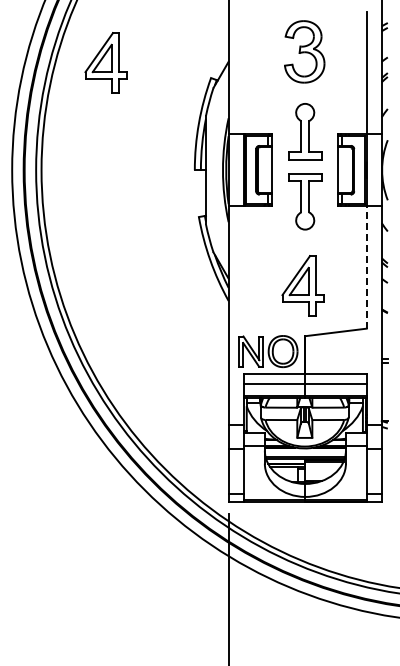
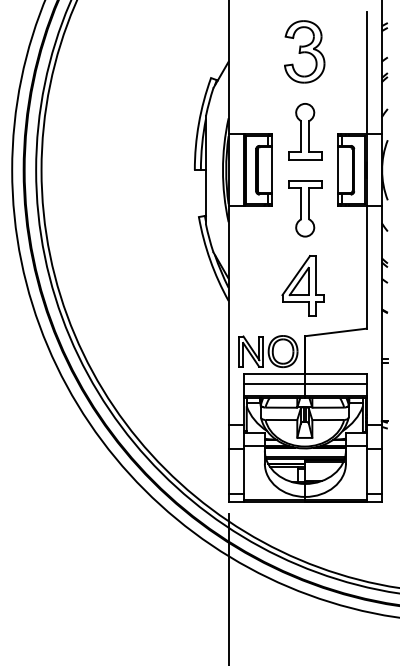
part: present -> none (105, 62)
part position: (305, 201) -> (305, 208) (305, 208)
line: dashed -> solid (366, 267)
